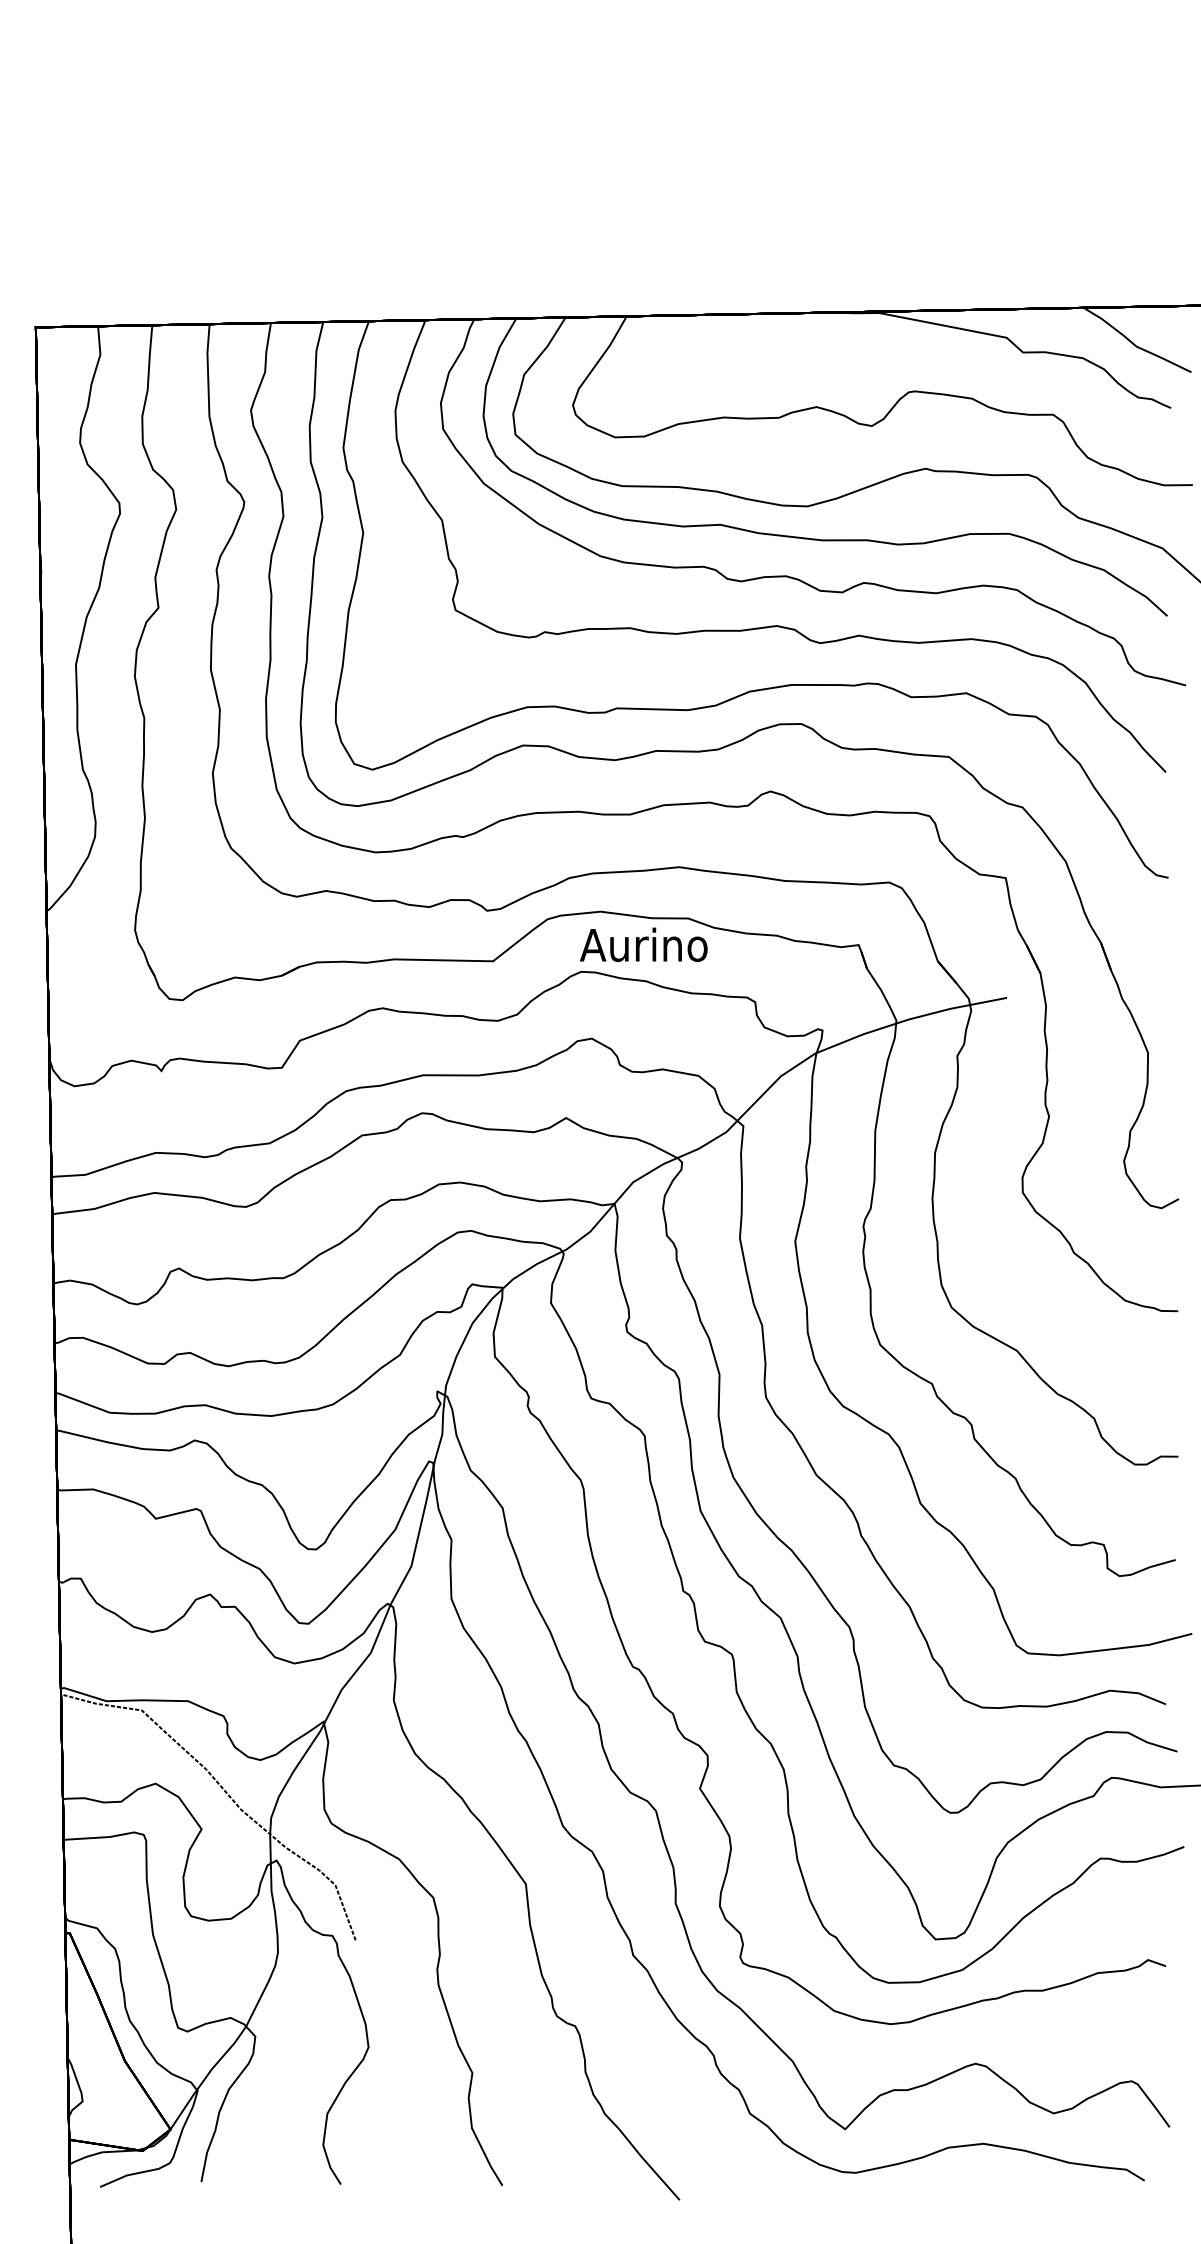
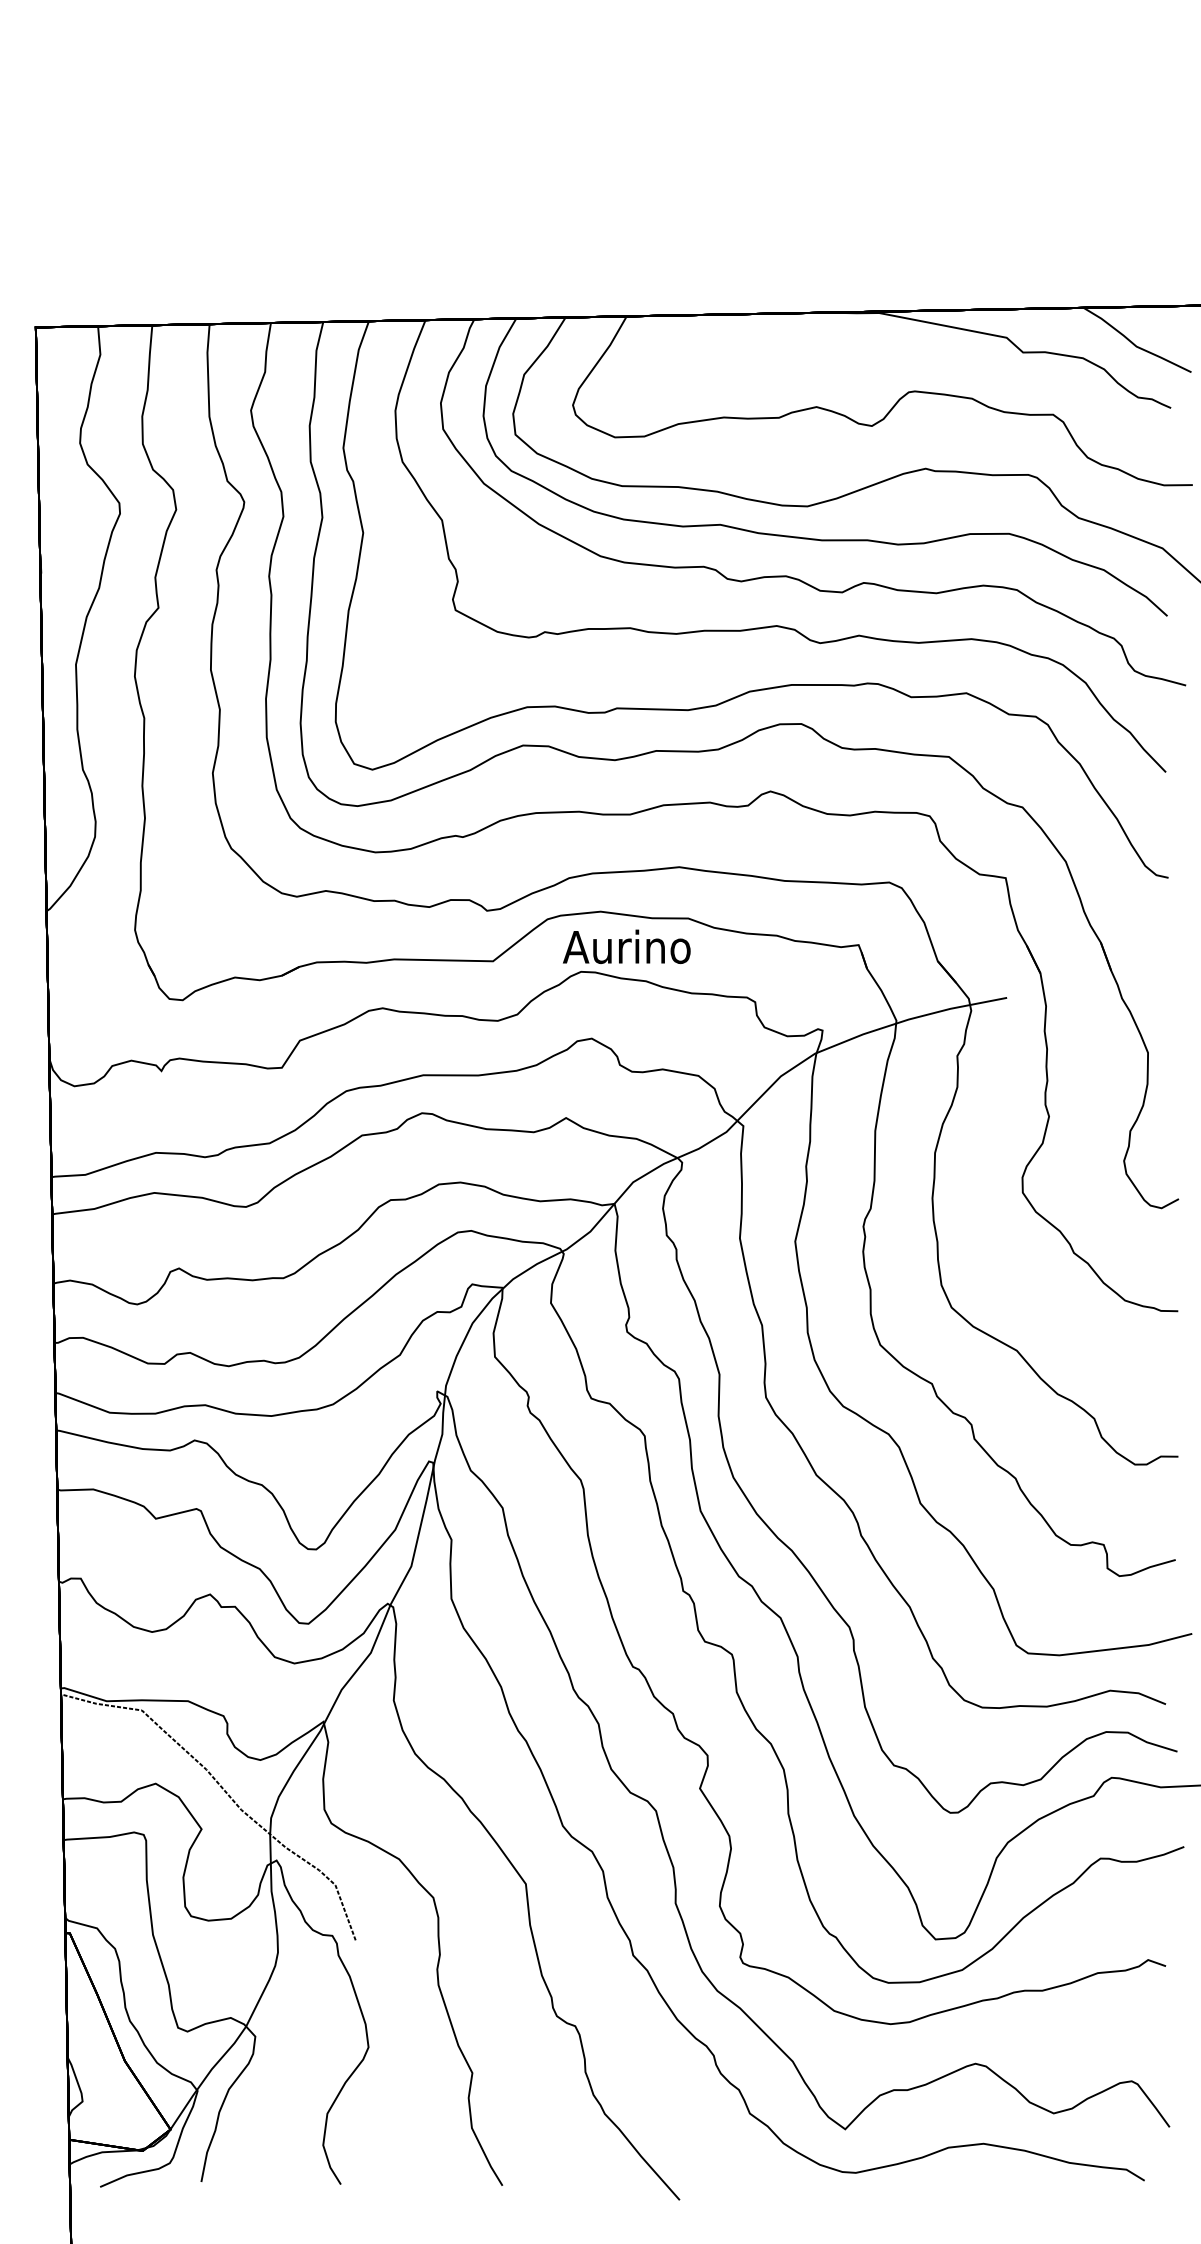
text position: (643, 944) -> (626, 946) (626, 946)
